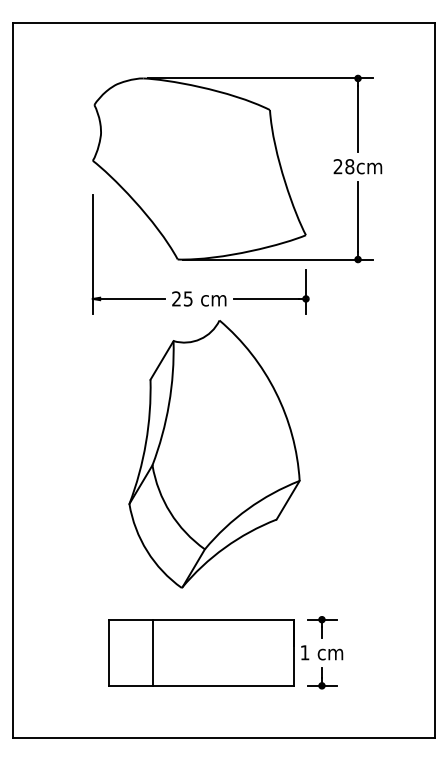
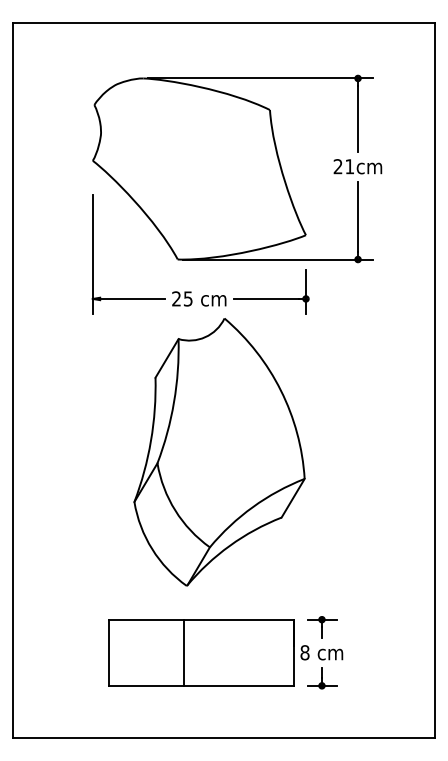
text: 28cm -> 21cm (349, 166)
part position: (214, 454) -> (219, 452) (219, 452)
line position: (152, 652) -> (183, 652) (183, 652)
text: 1 -> 8 (304, 652)
